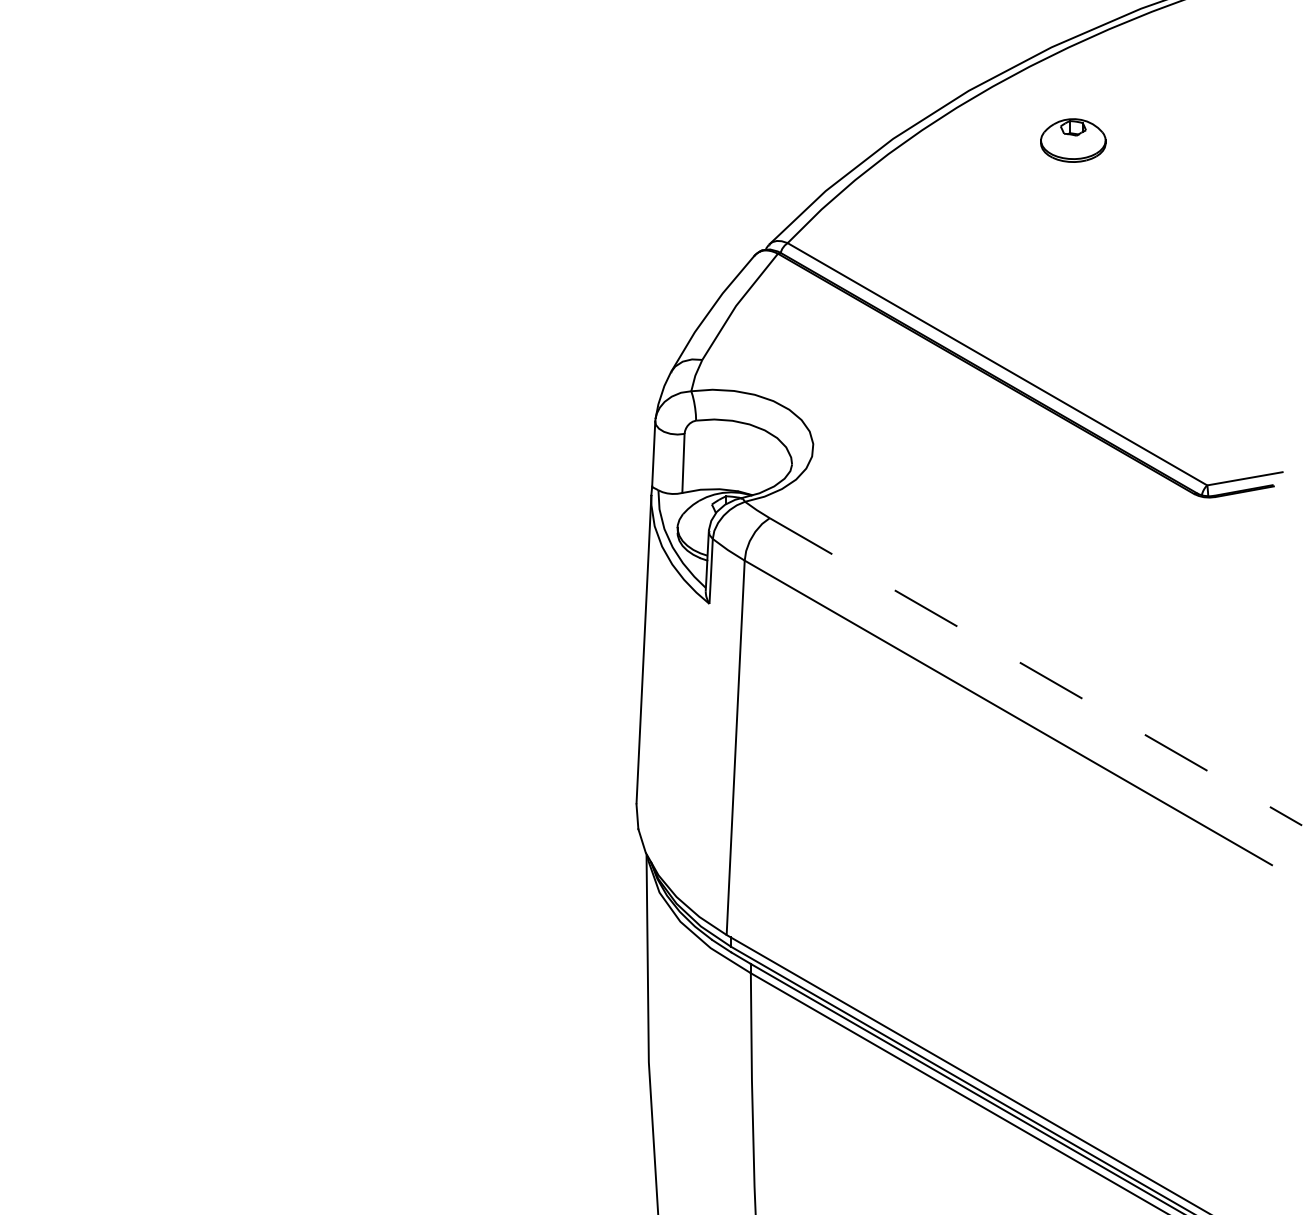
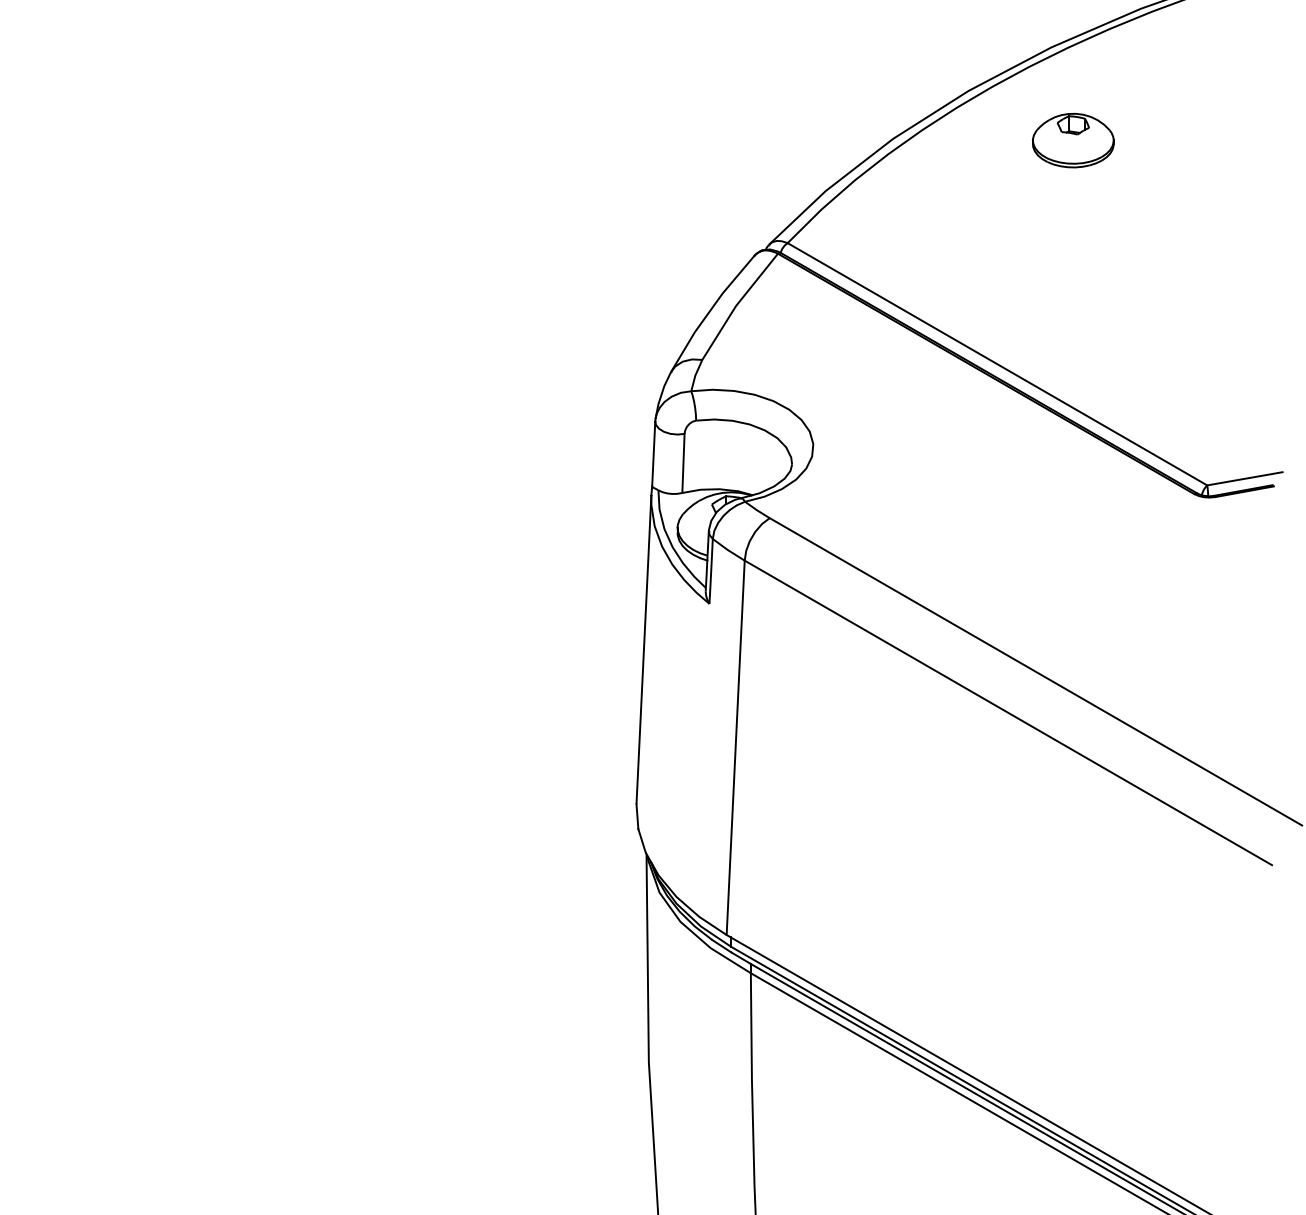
part size: 67x45 px -> 83x57 px (1073, 140)
line: dashed -> solid (1036, 672)
